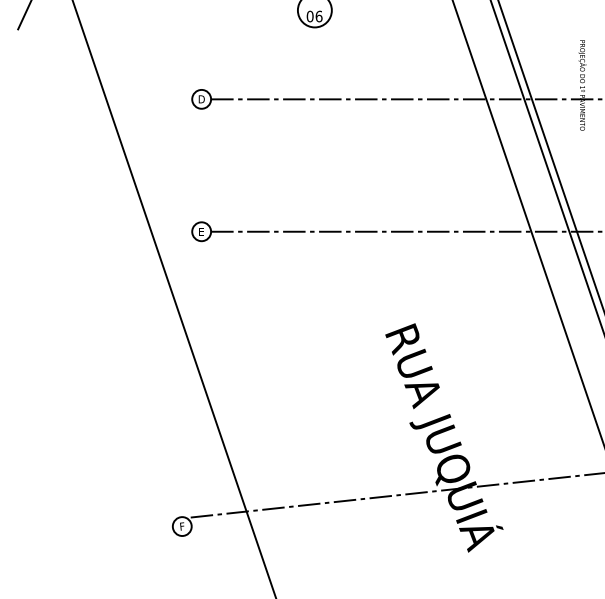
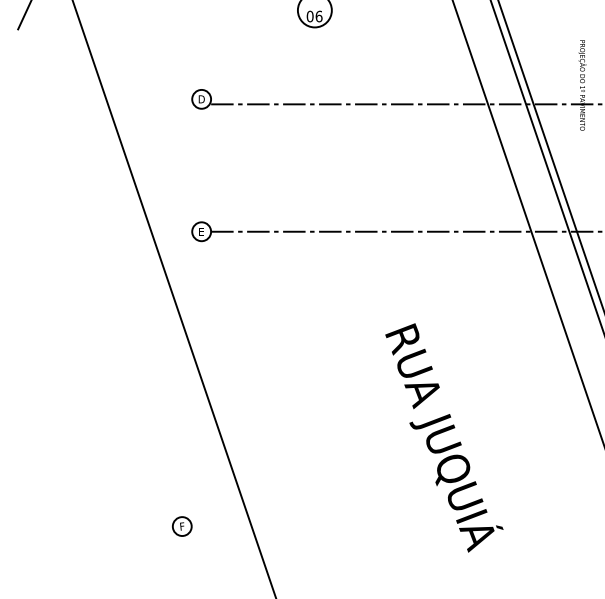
line position: (406, 99) -> (406, 104) (406, 104)
line: present -> none (395, 495)
